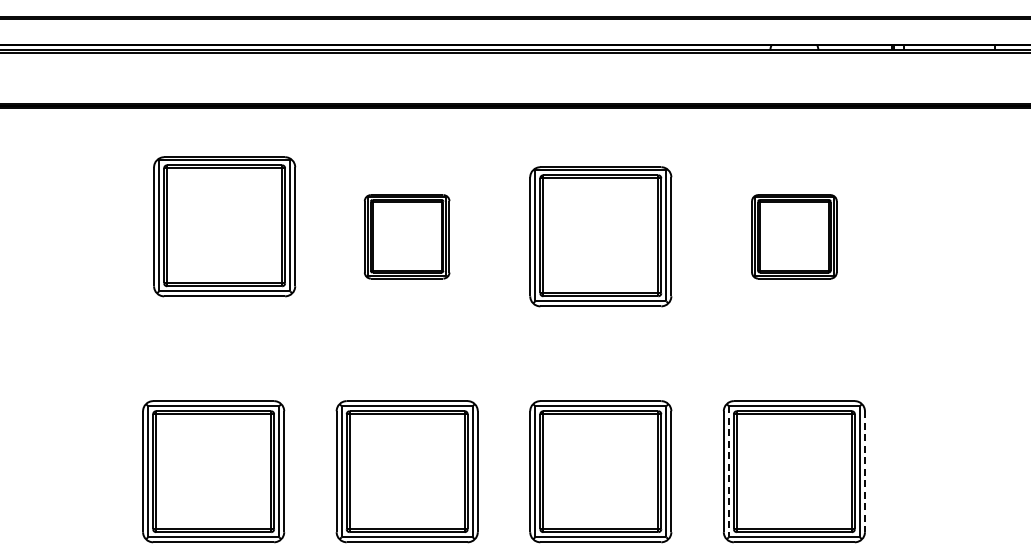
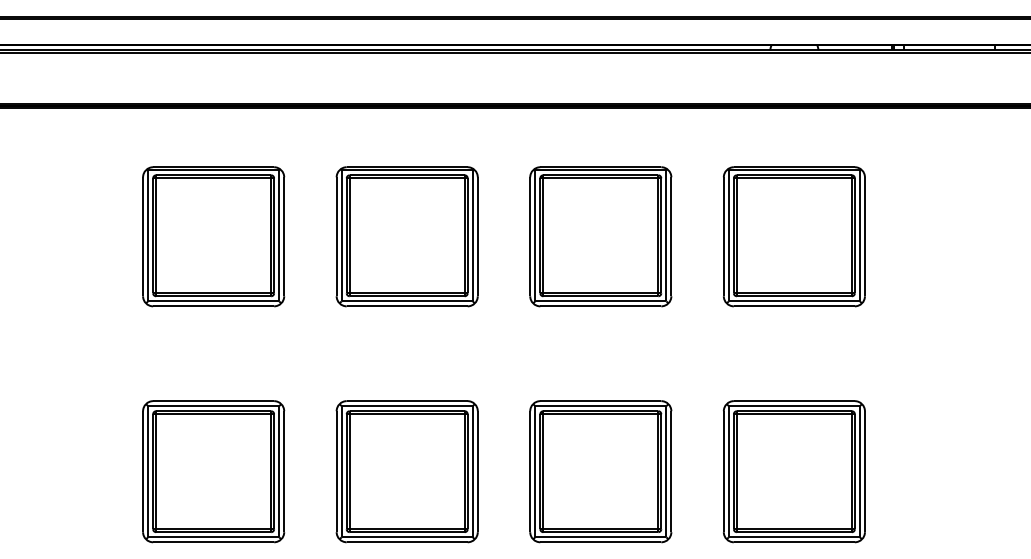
part position: (224, 226) -> (213, 236) (213, 236)
part size: 87x86 px -> 144x142 px (406, 236)
part size: 87x86 px -> 143x142 px (794, 236)
line: dashed -> solid (728, 471)
line: dashed -> solid (864, 472)
